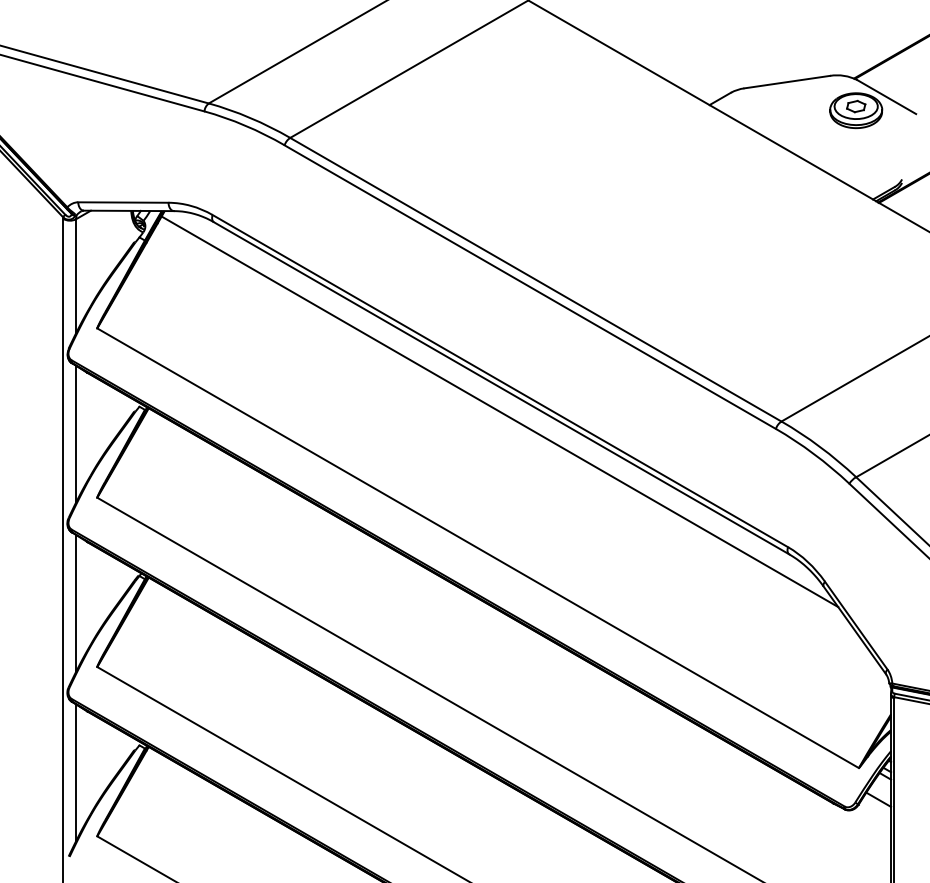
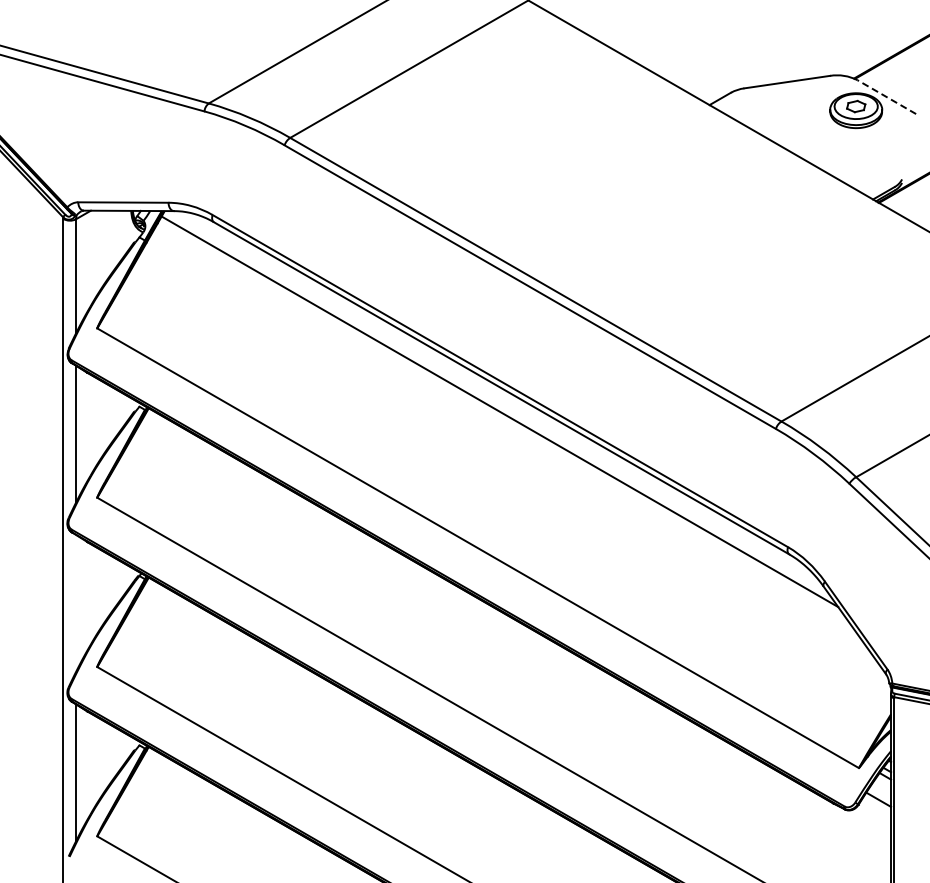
line: solid -> dashed (886, 97)
line: present -> none (76, 603)
